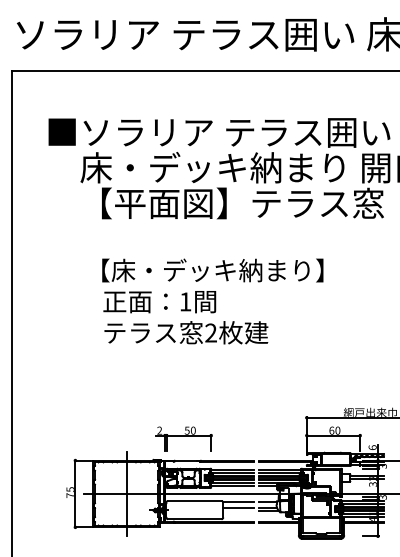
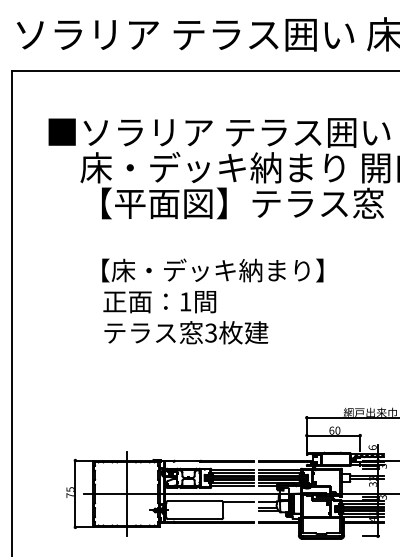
text: 2 -> 3 (210, 333)
part: present -> none (183, 438)
line: present -> none (238, 507)
